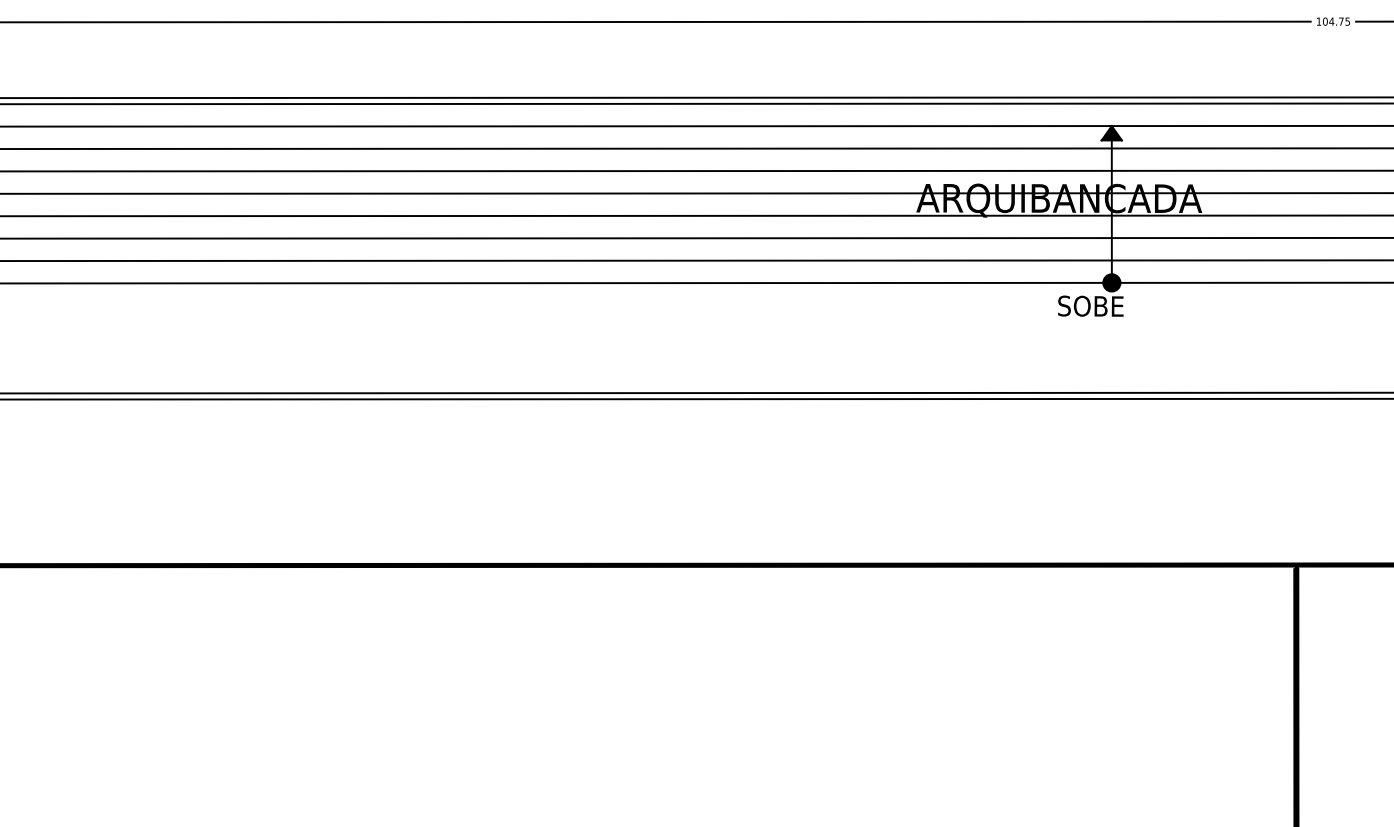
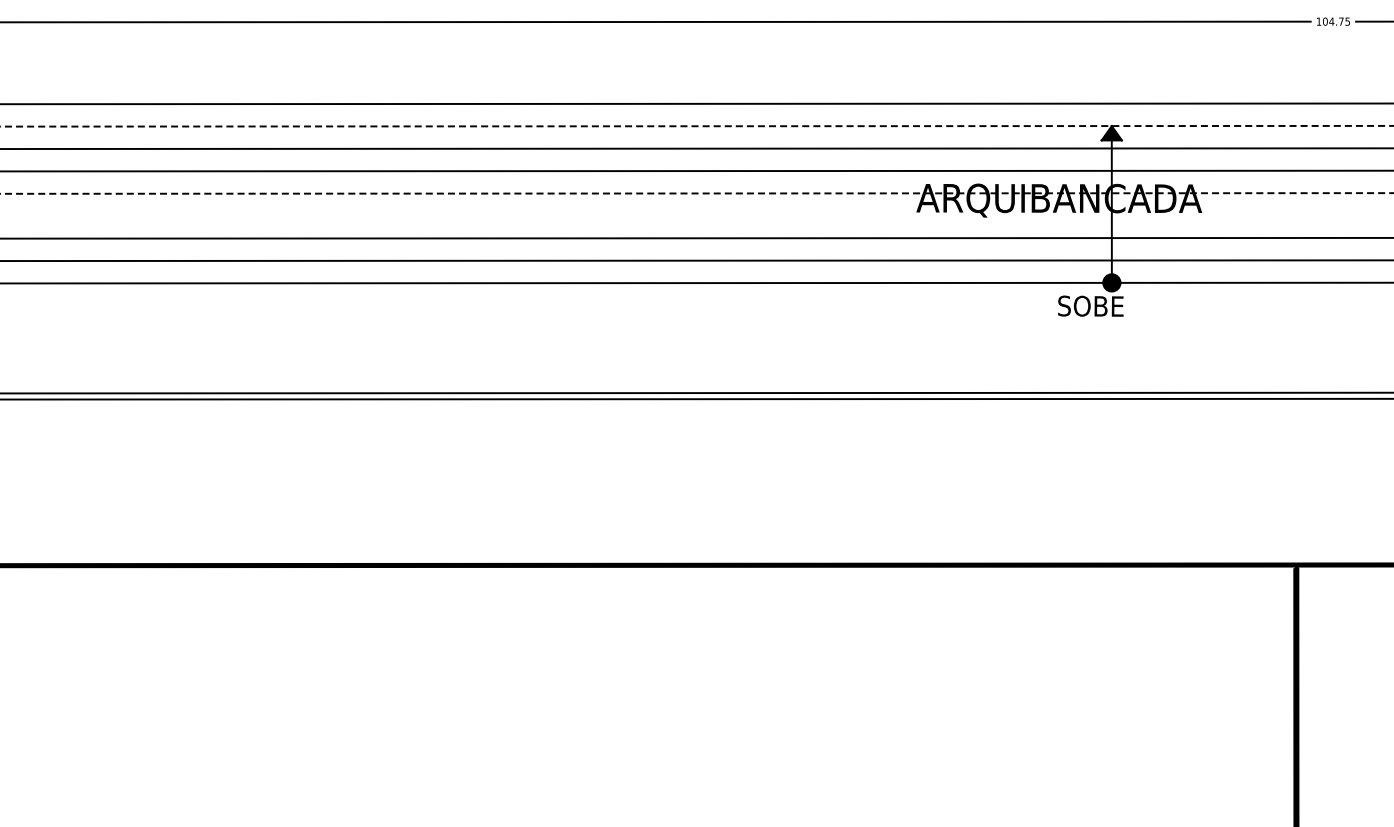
line: present -> none (696, 97)
line: solid -> dashed (696, 126)
line: solid -> dashed (696, 193)
line: present -> none (696, 215)
